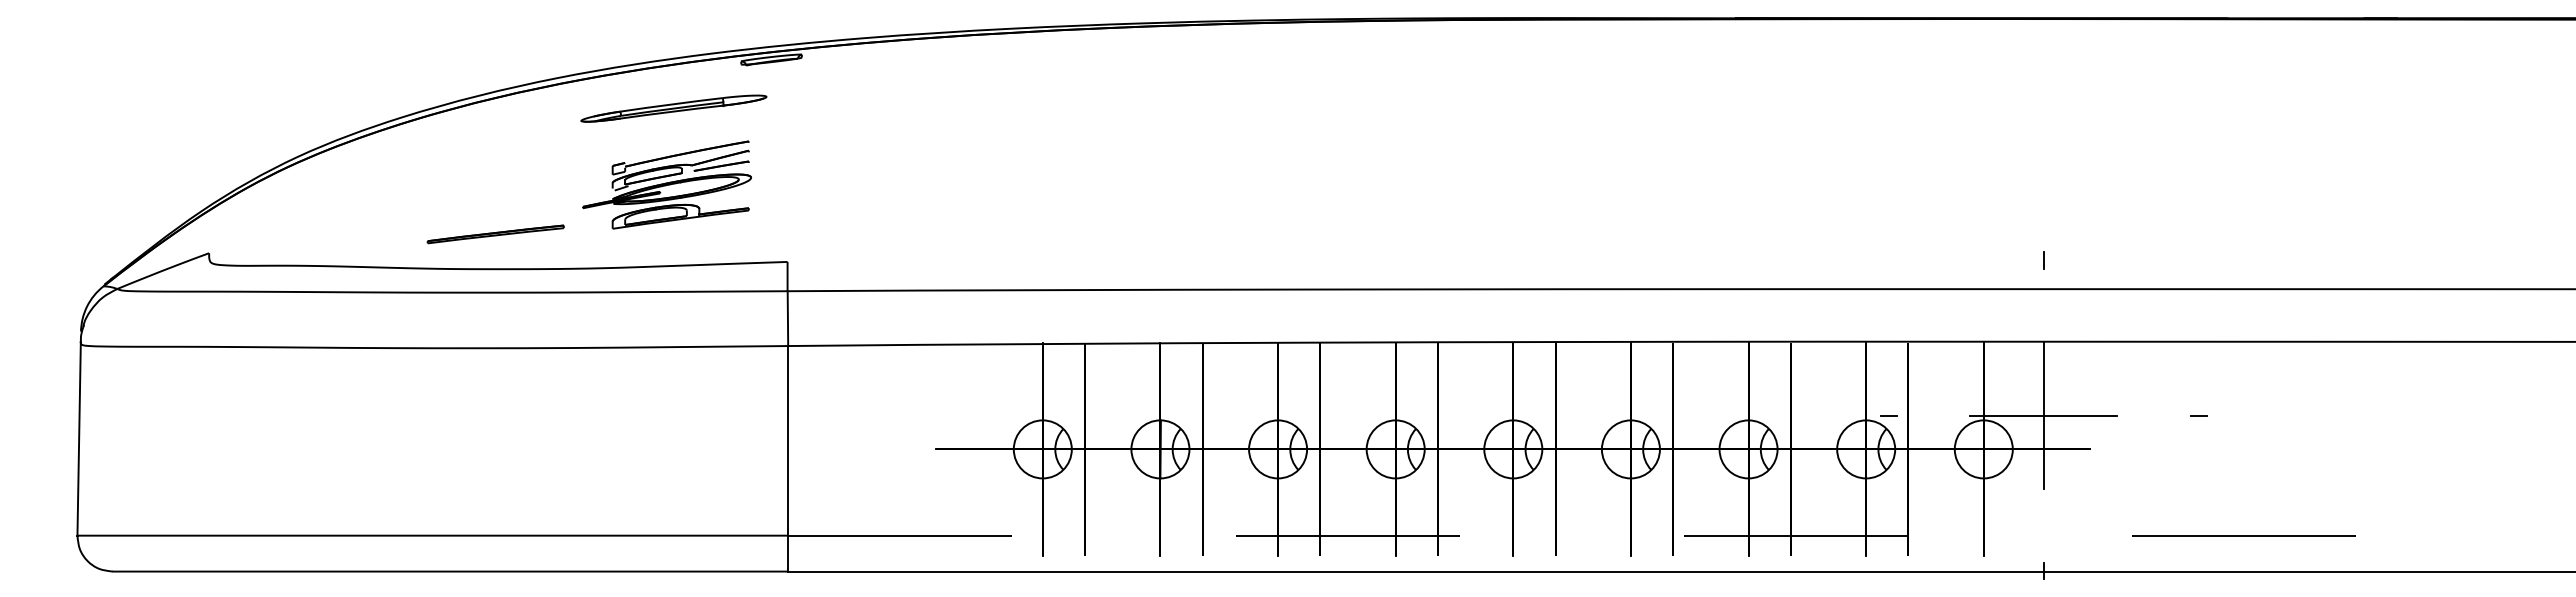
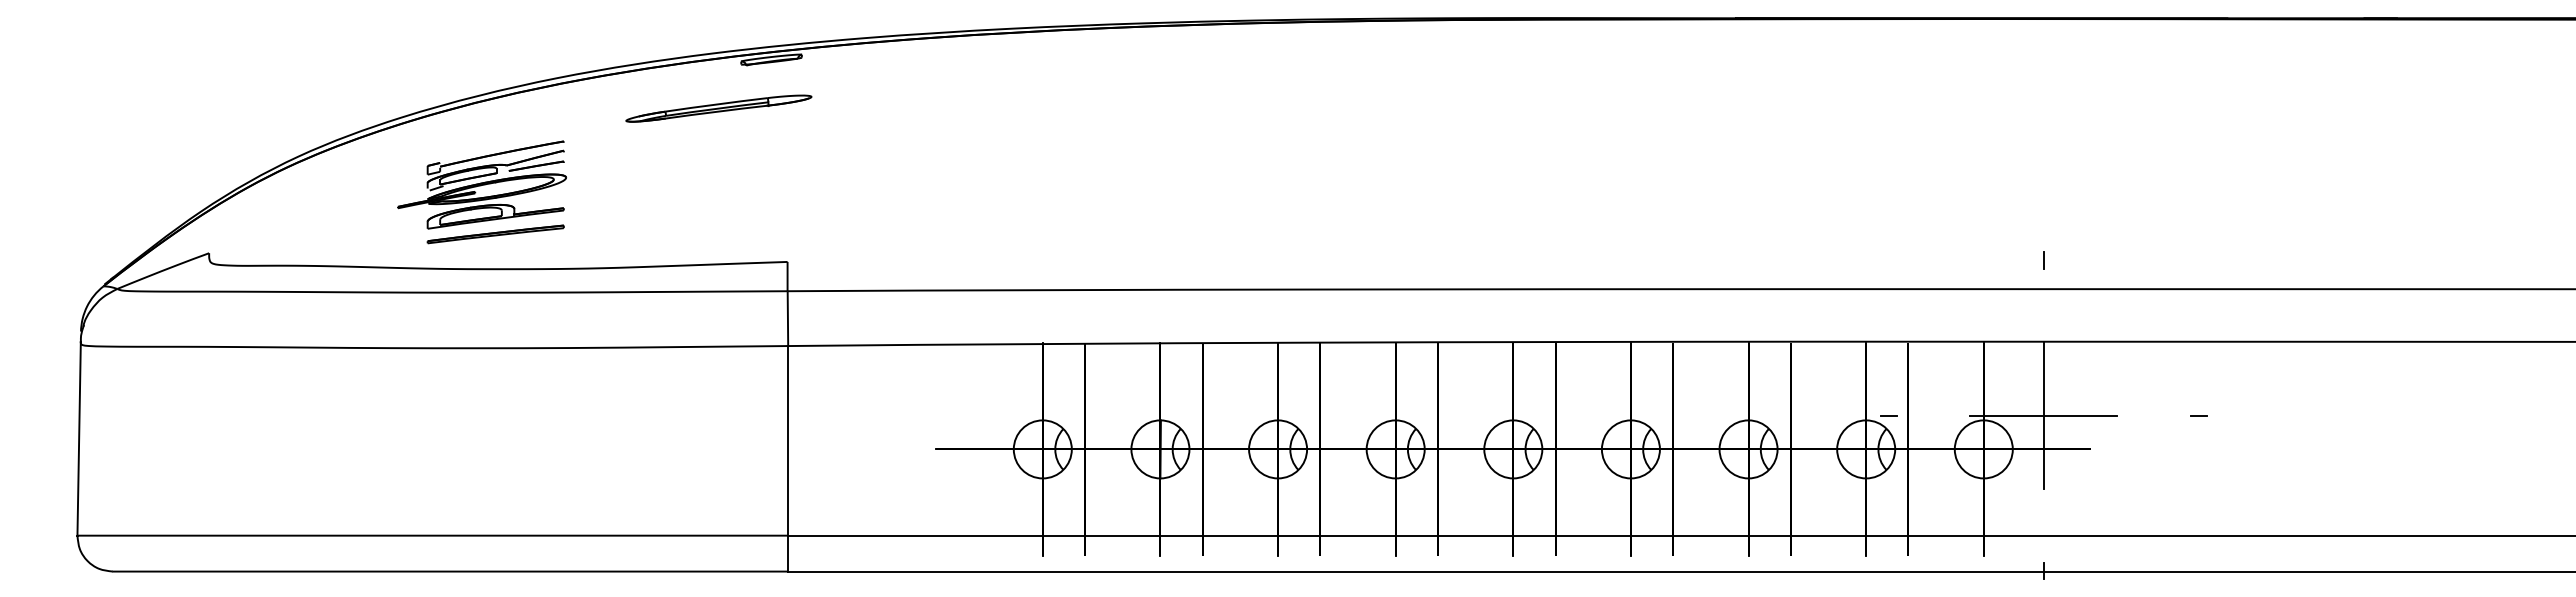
part position: (673, 108) -> (718, 108) (718, 108)
part position: (666, 184) -> (481, 184) (481, 184)
line: dashed -> solid (1681, 535)
